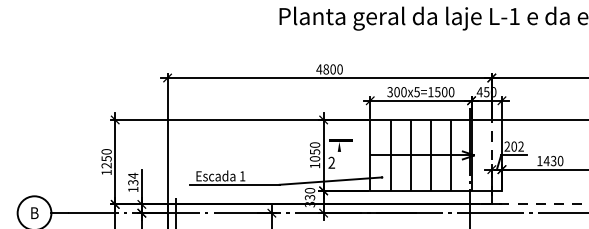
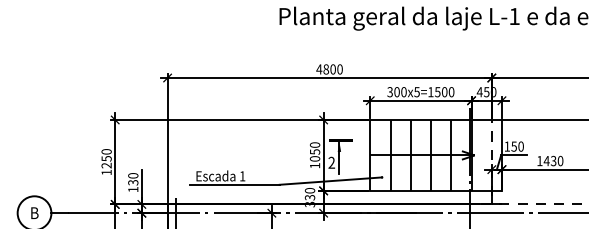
text: 202 -> 150 (513, 146)
line: none -> present (339, 157)
text: 134 -> 130 (133, 175)
